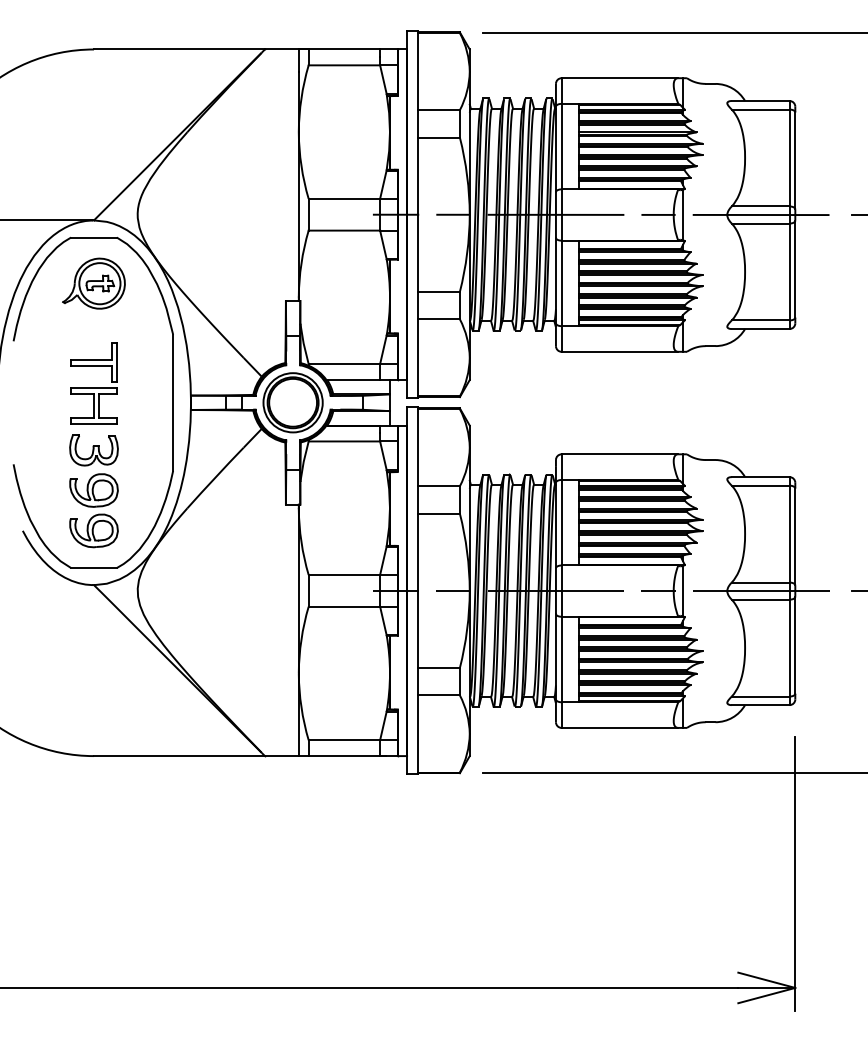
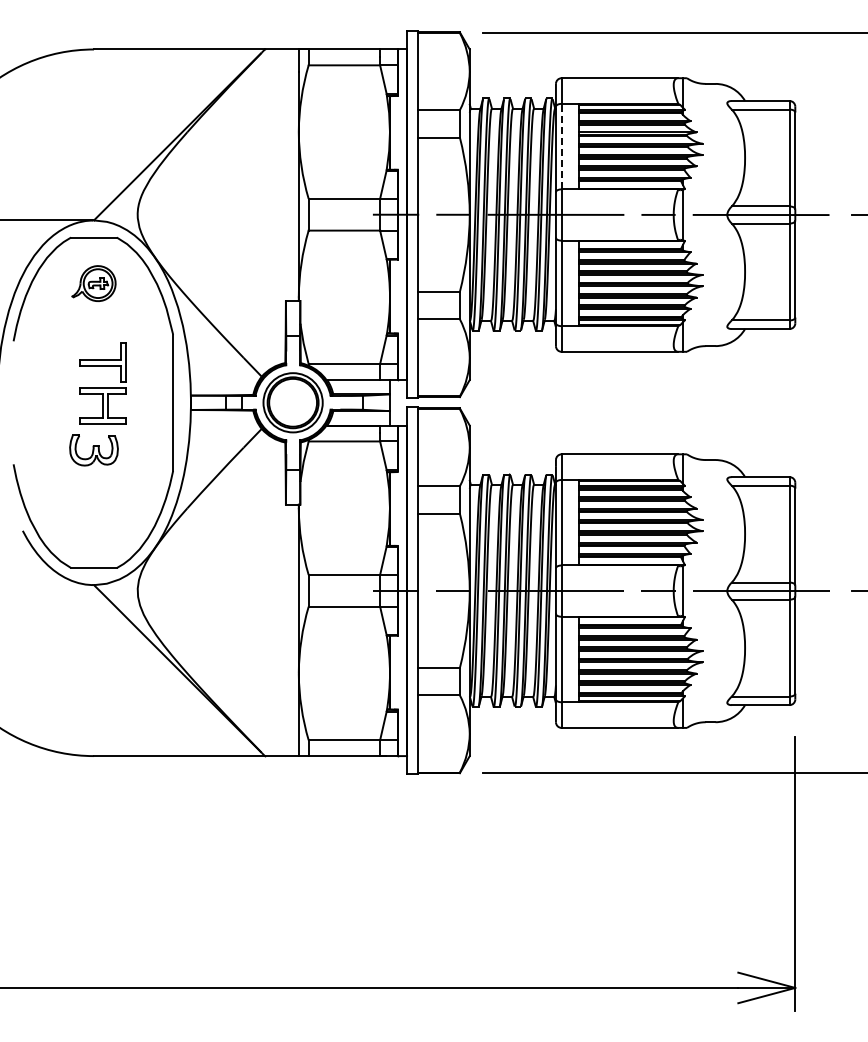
line: solid -> dashed (561, 146)
part size: 64x53 px -> 46x37 px (93, 283)
part position: (93, 383) -> (102, 383) (102, 383)
part: present -> none (93, 510)
